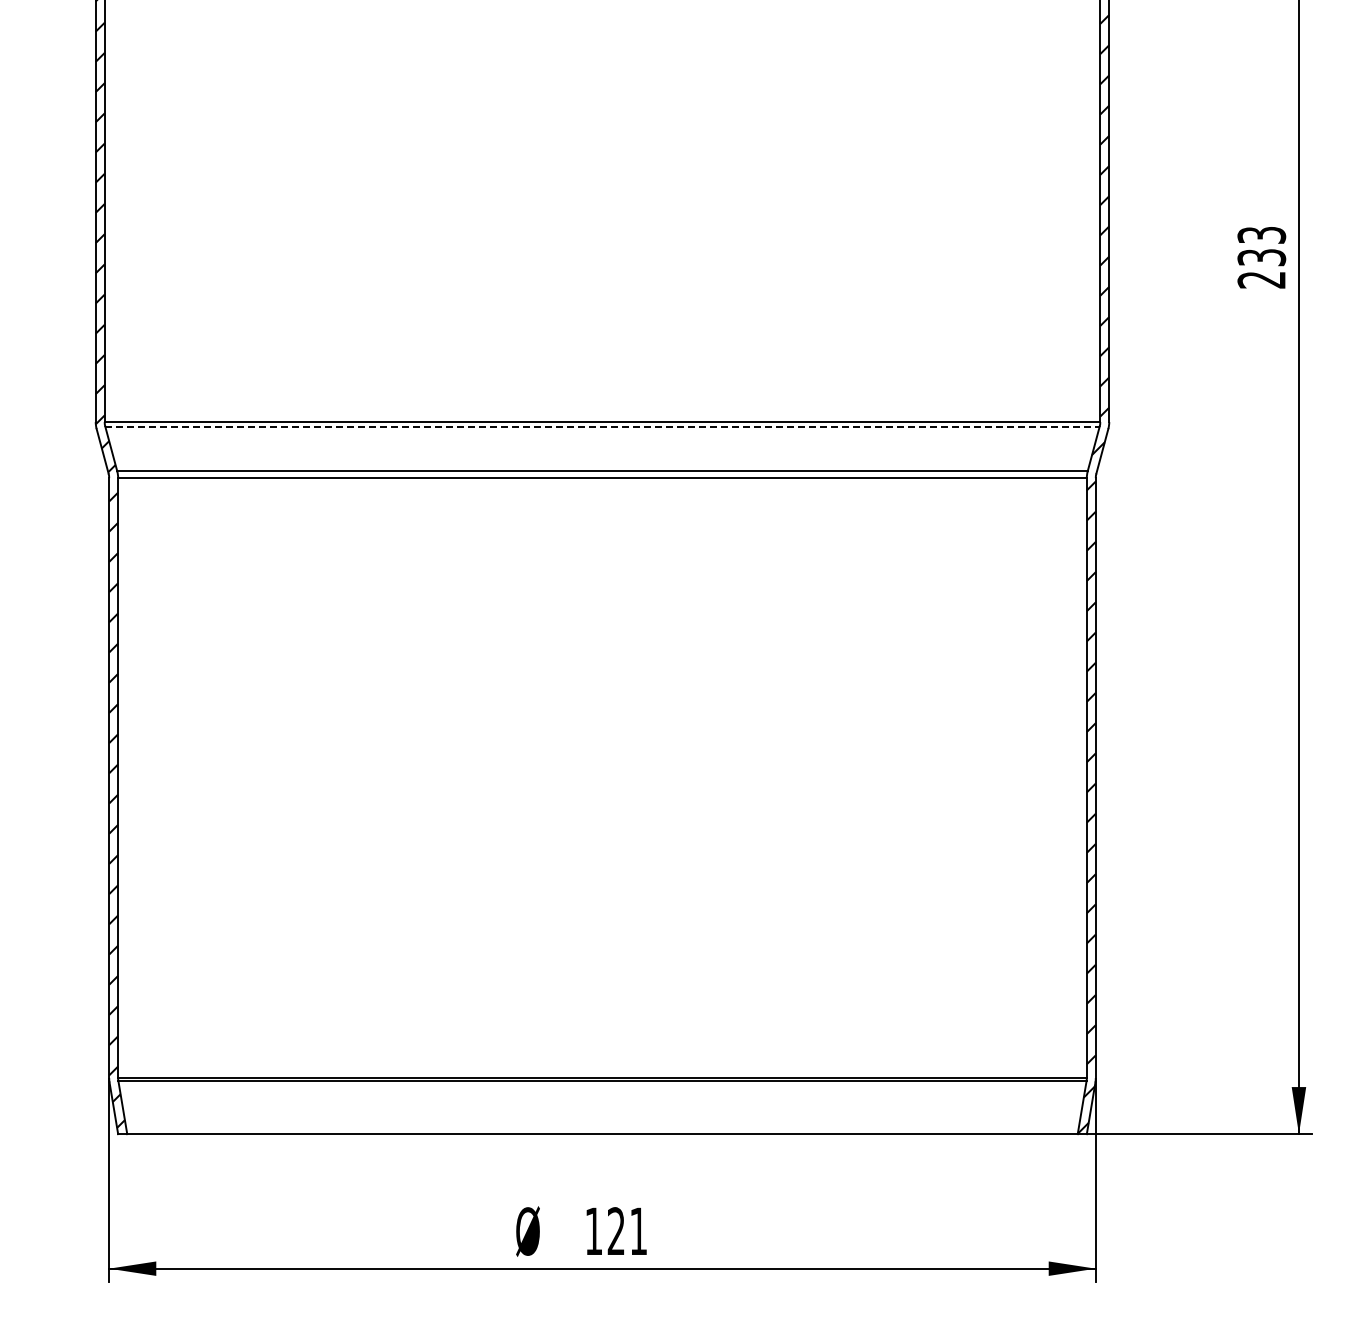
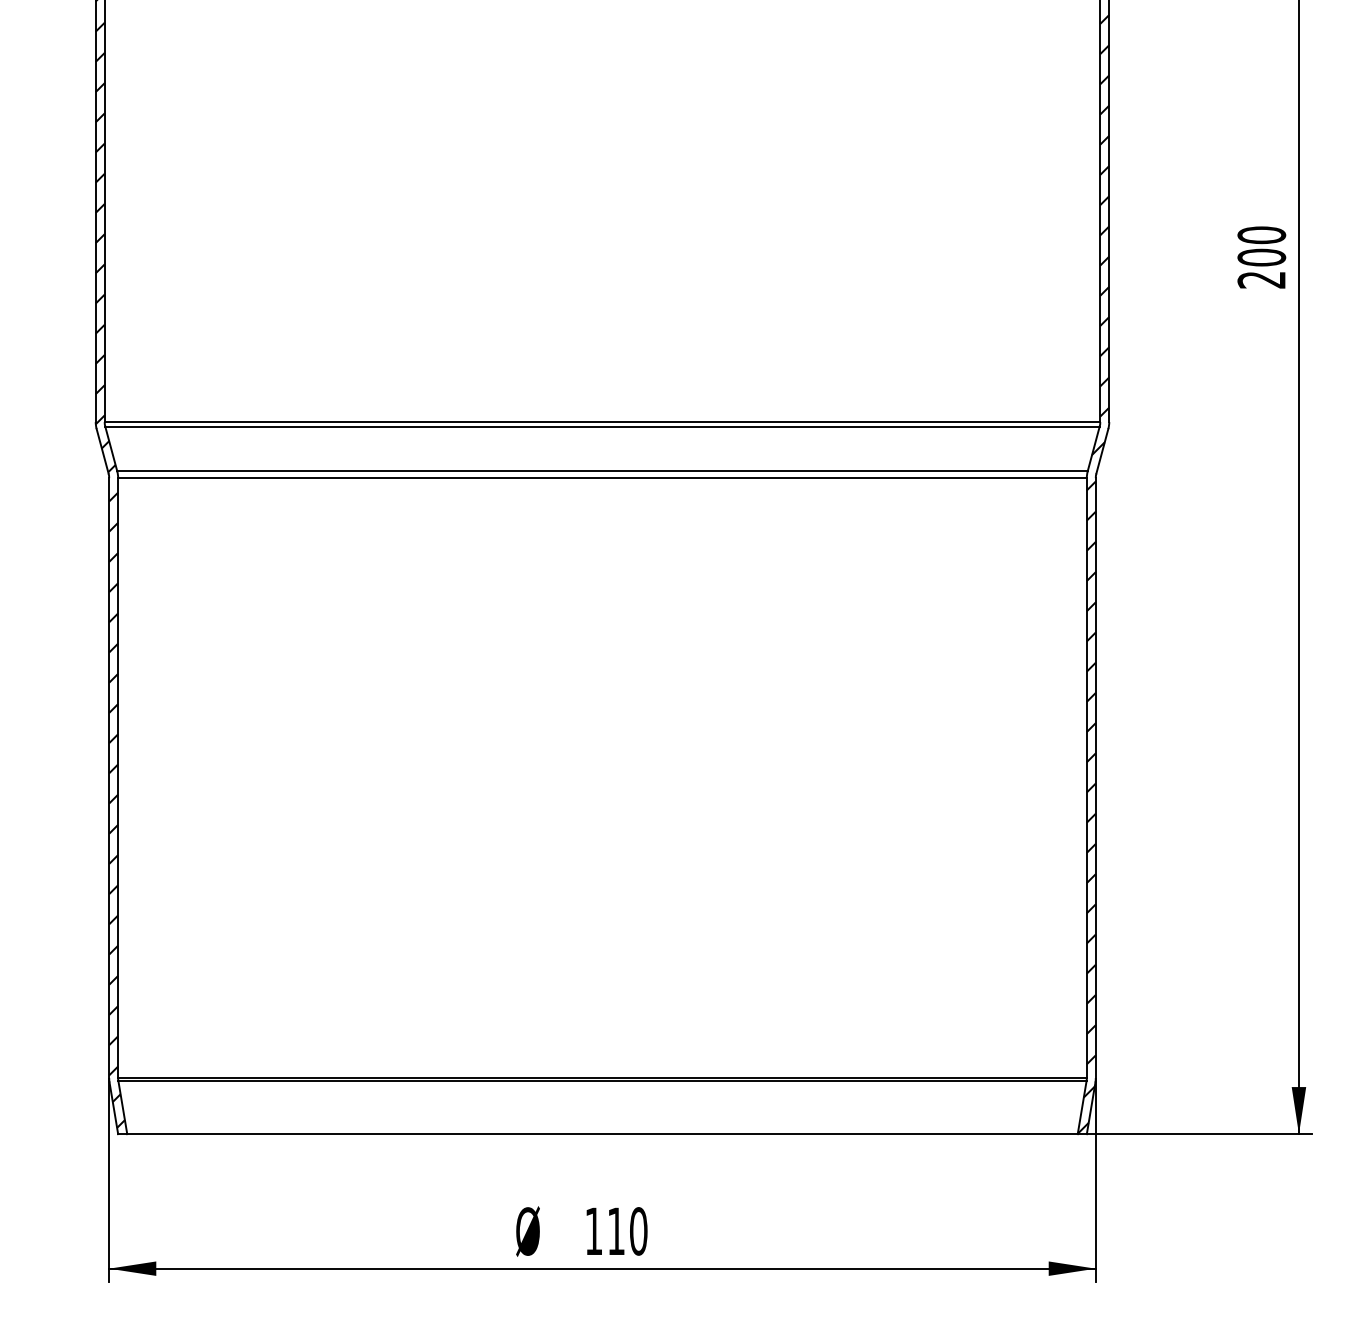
text: 233 -> 200 (1261, 246)
line: dashed -> solid (603, 426)
text: 121 -> 110 (627, 1231)
